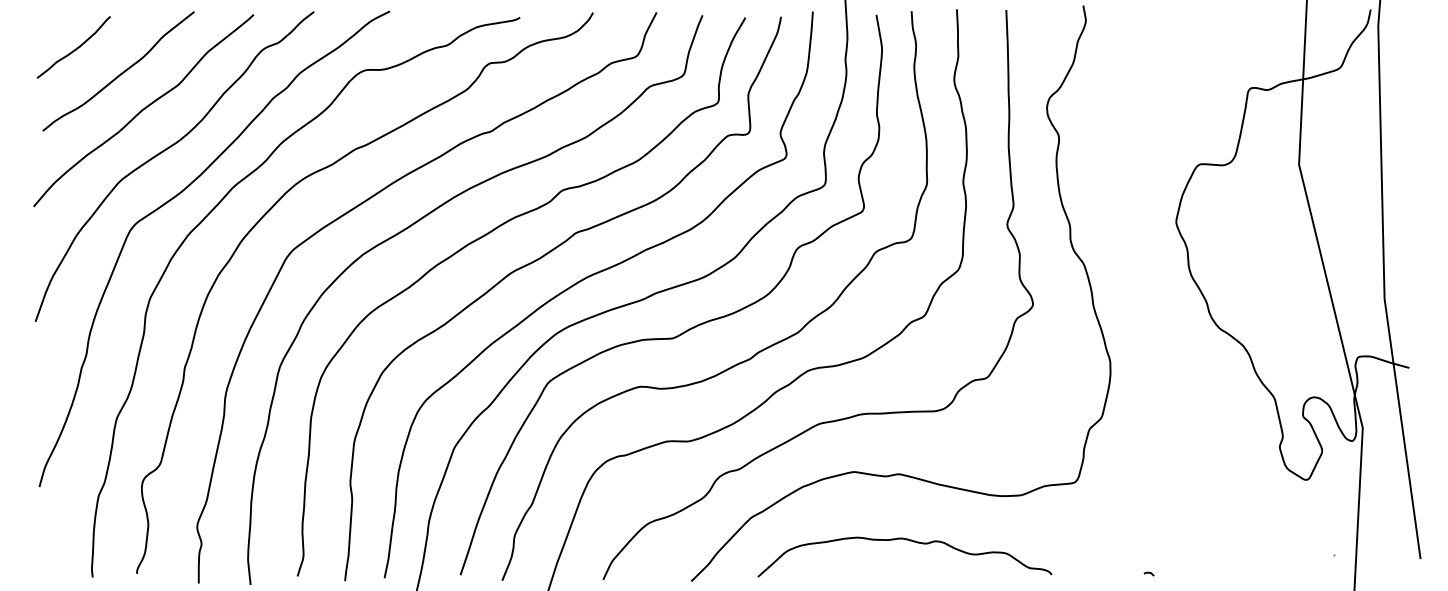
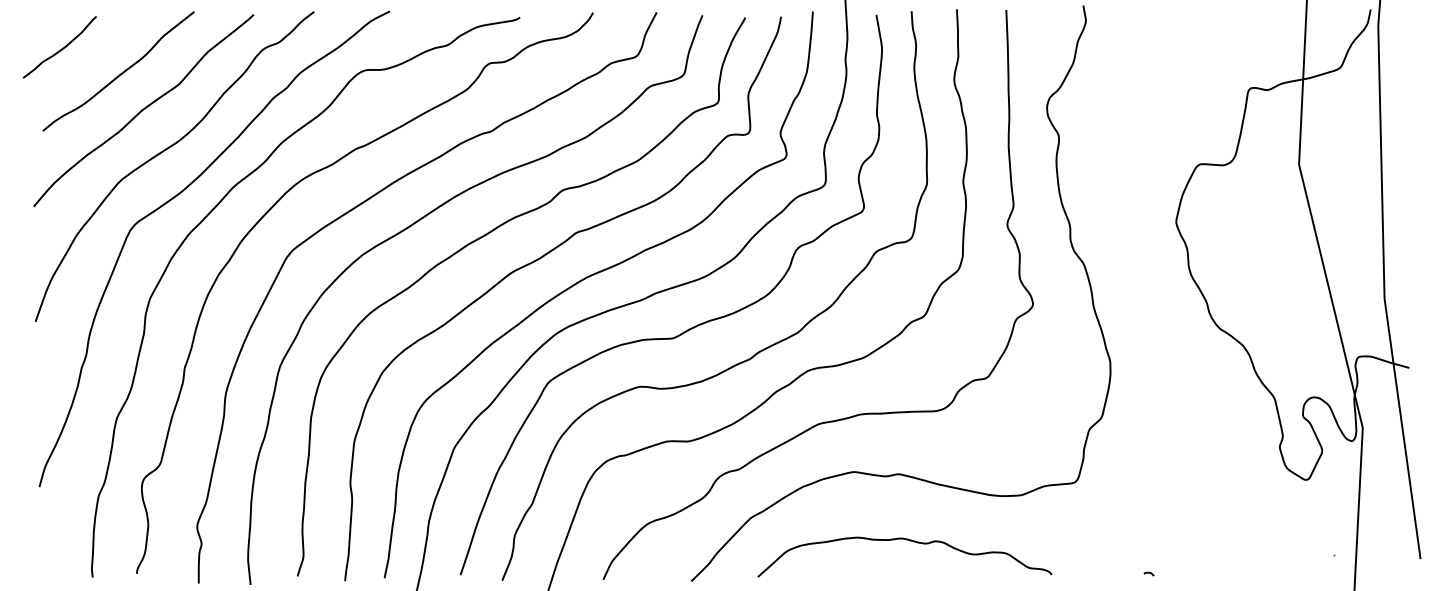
curve position: (75, 48) -> (61, 48) (61, 48)
